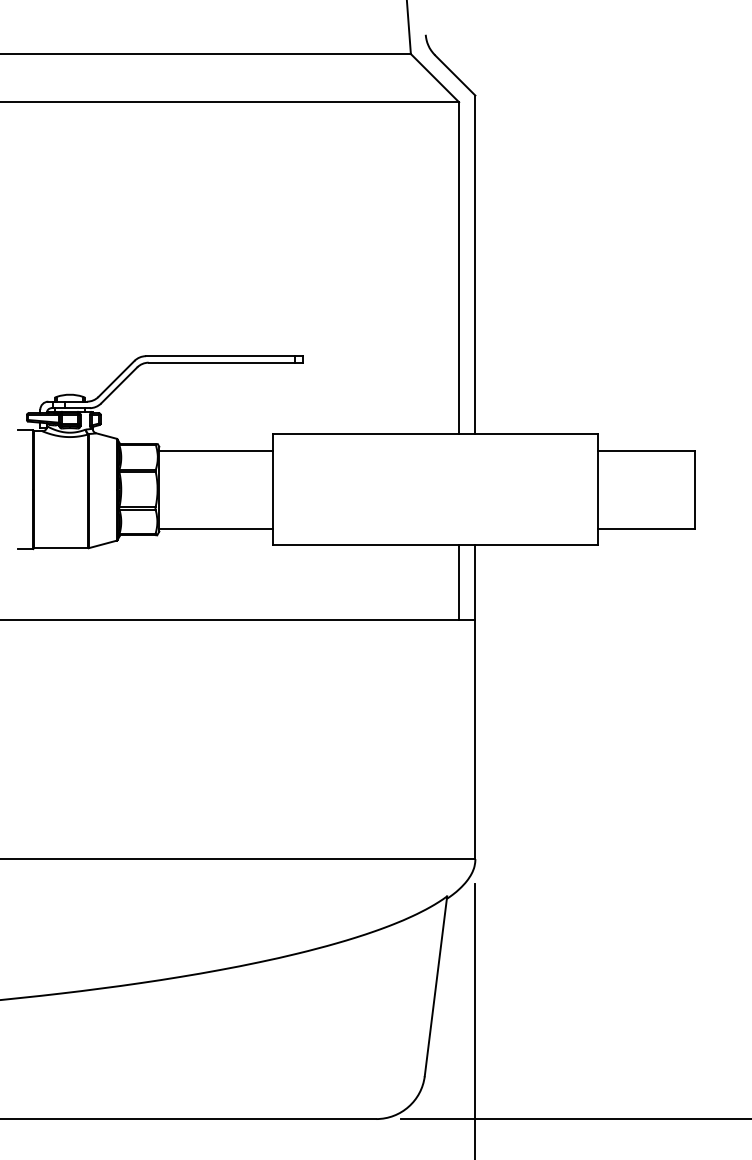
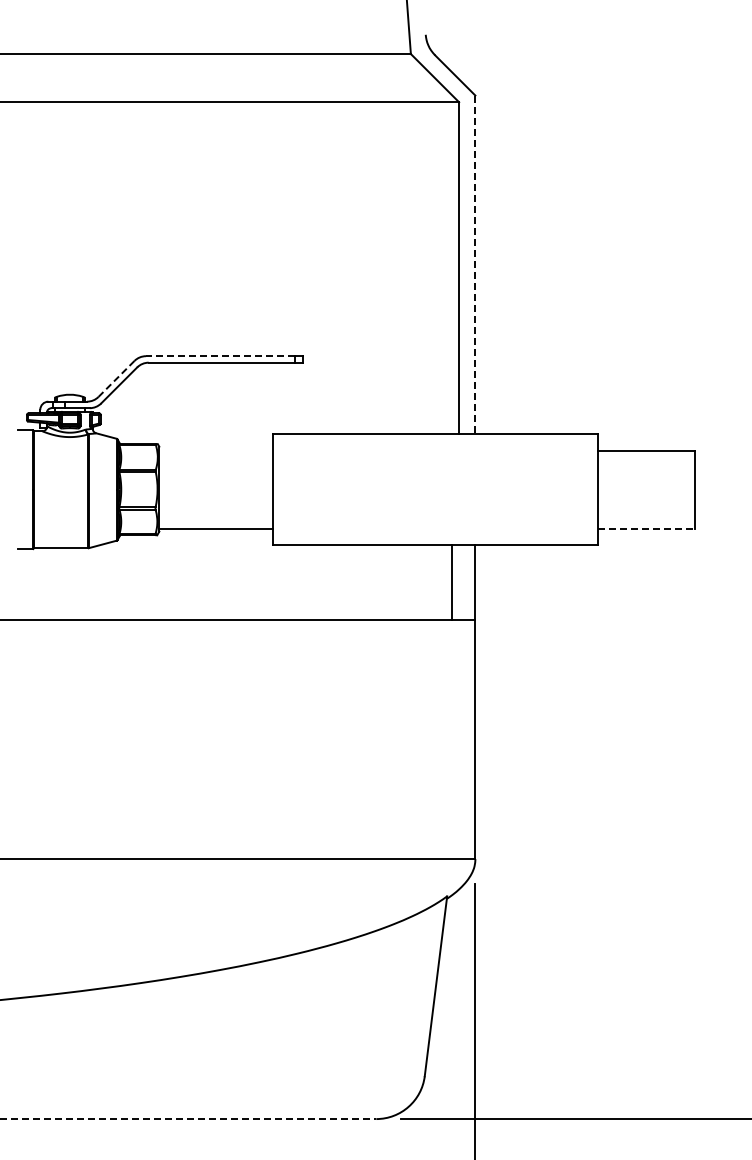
line: solid -> dashed (475, 265)
line: solid -> dashed (219, 356)
line: solid -> dashed (116, 379)
line: present -> none (216, 450)
line: solid -> dashed (646, 528)
line position: (459, 582) -> (452, 582) (452, 582)
line: solid -> dashed (188, 1119)
